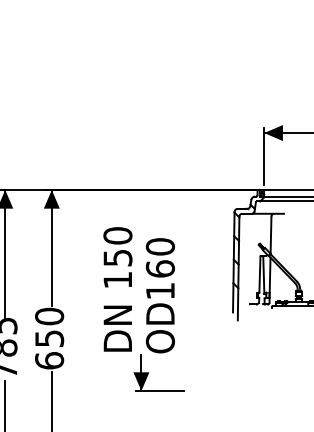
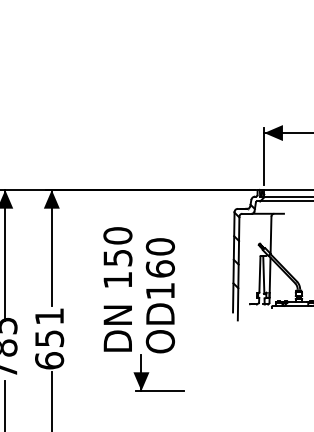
text: 650 -> 651 (49, 316)
